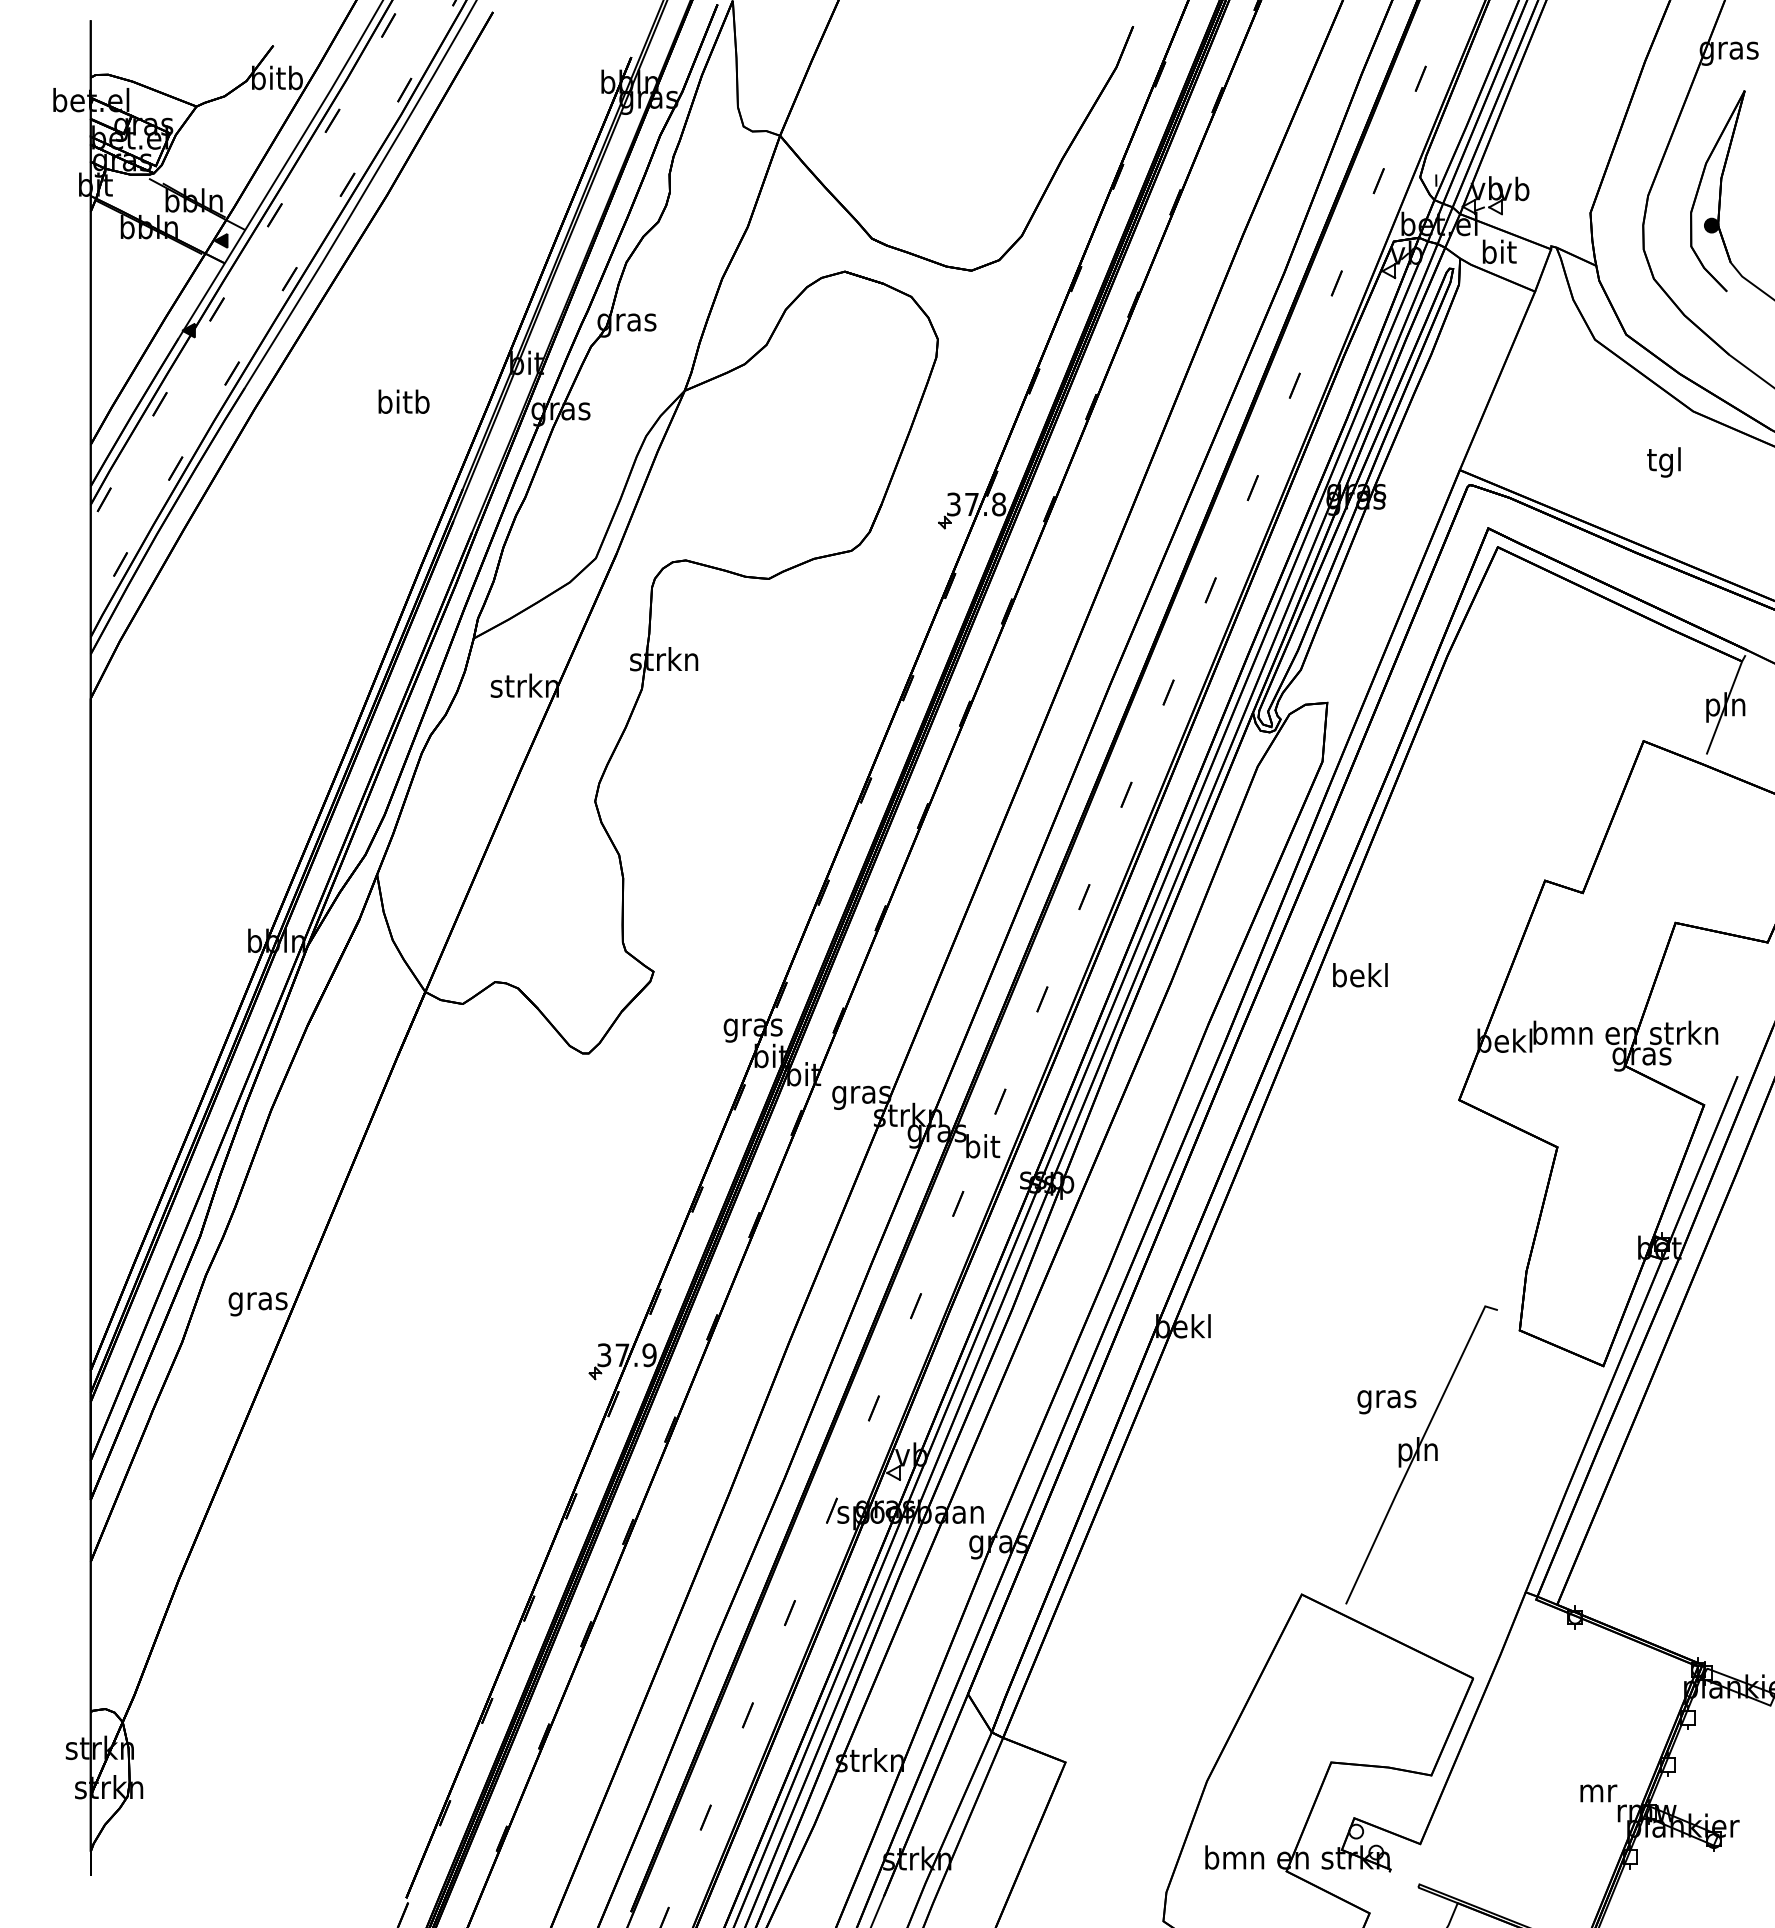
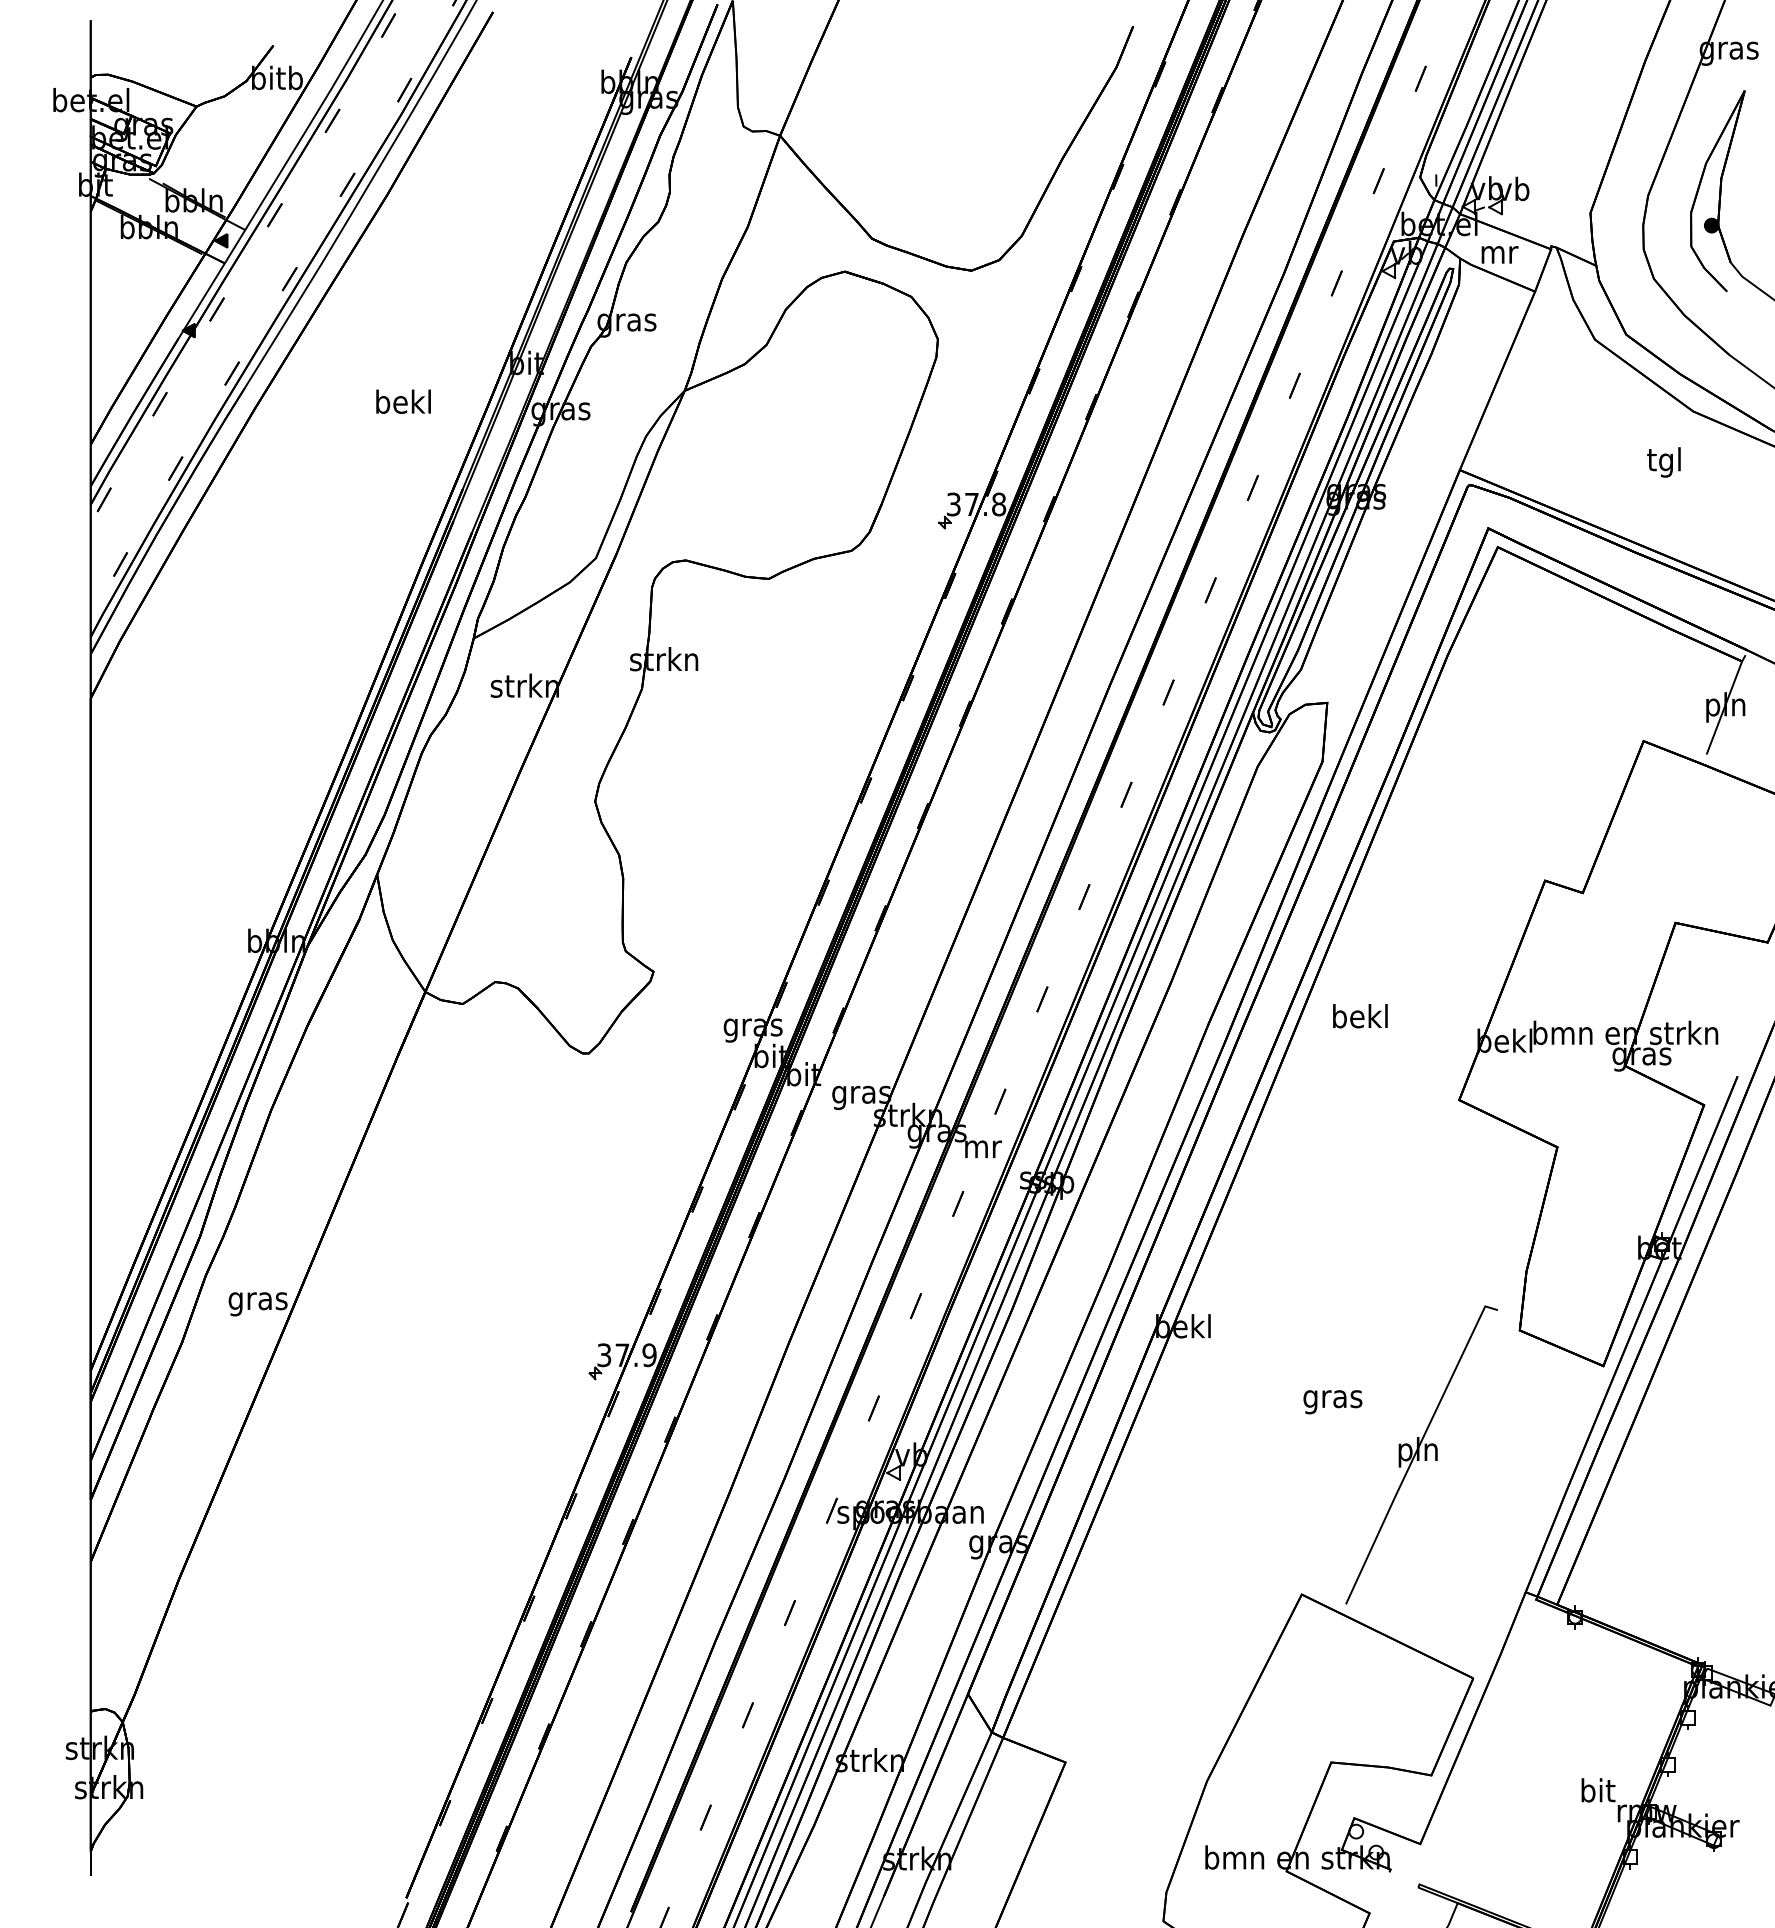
text: bit -> mr (1499, 251)
text: bitb -> bekl (403, 401)
text position: (1360, 975) -> (1360, 1016) (1360, 1016)
text: bit -> mr (983, 1146)
text position: (1386, 1402) -> (1332, 1402) (1332, 1402)
text: mr -> bit (1598, 1790)
